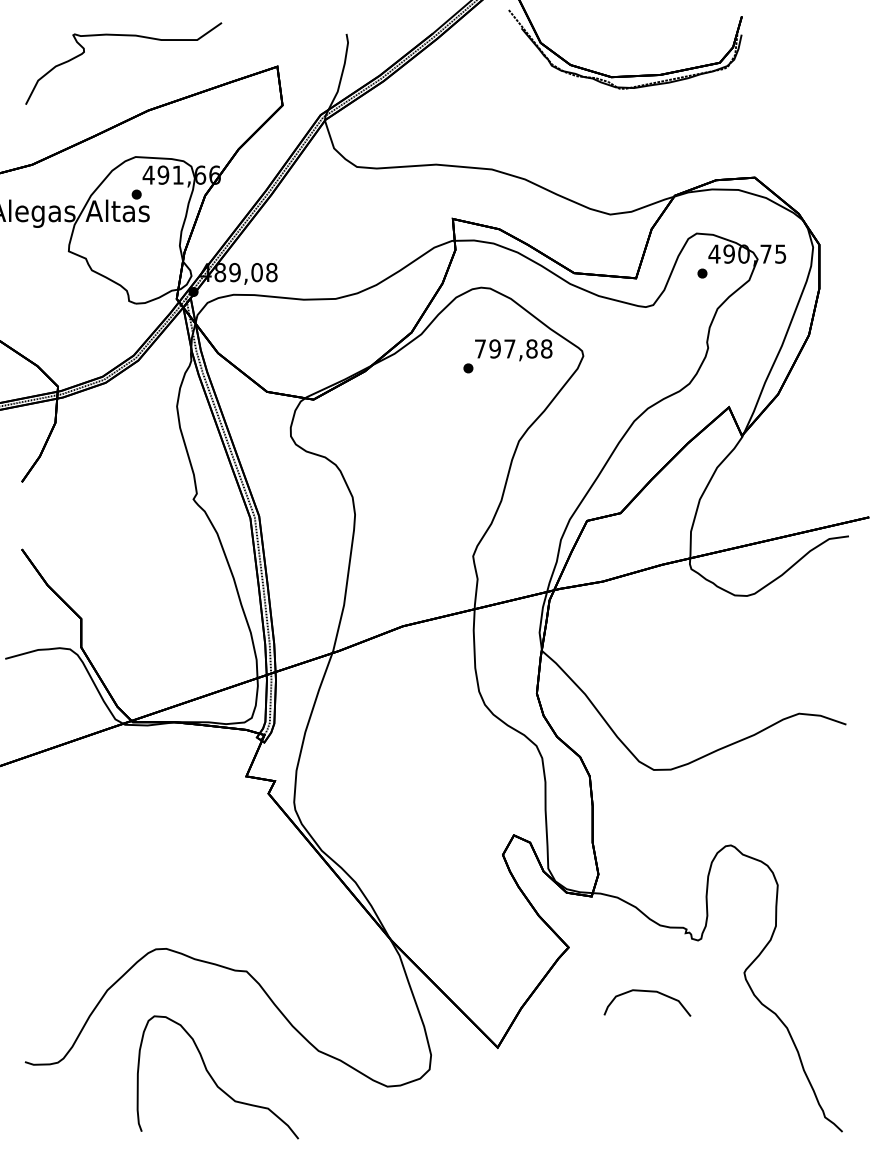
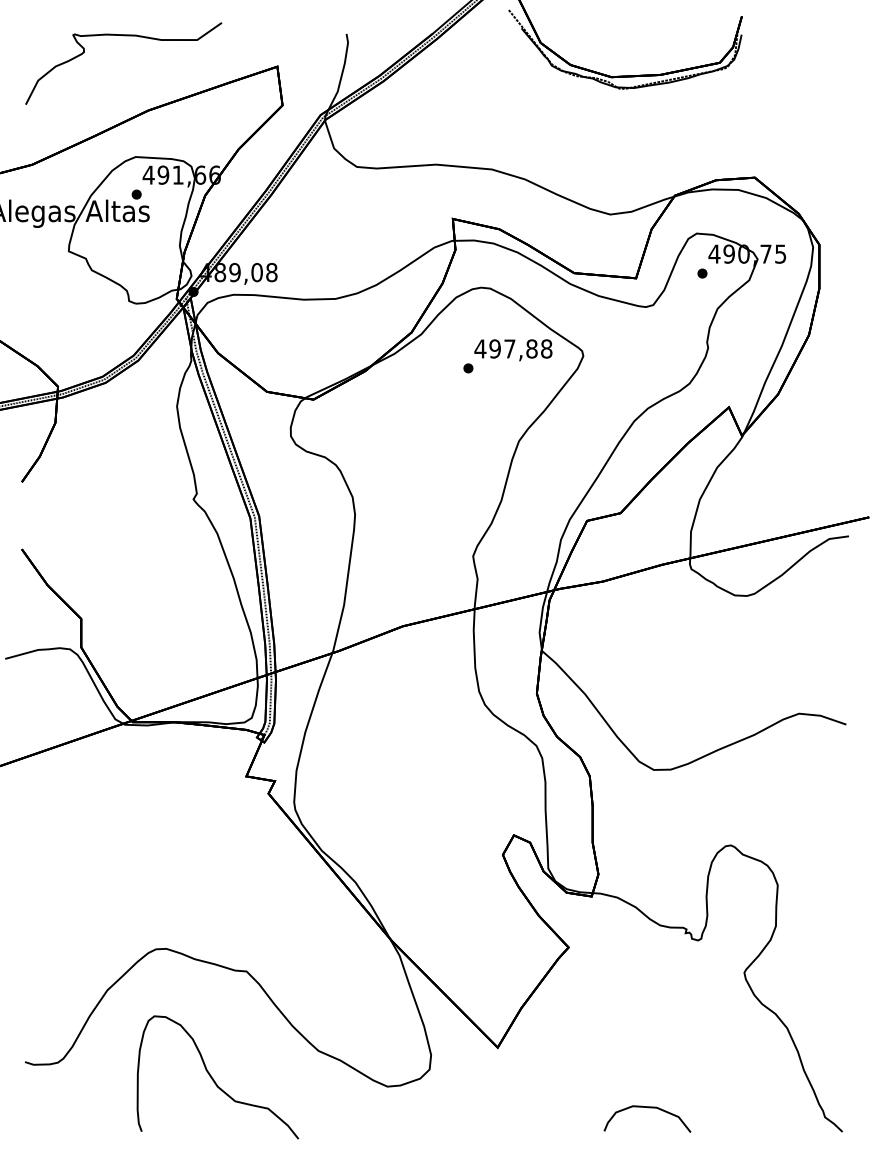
text: 797,88 -> 497,88 (480, 348)
curve position: (648, 992) -> (648, 1108) (648, 1108)
